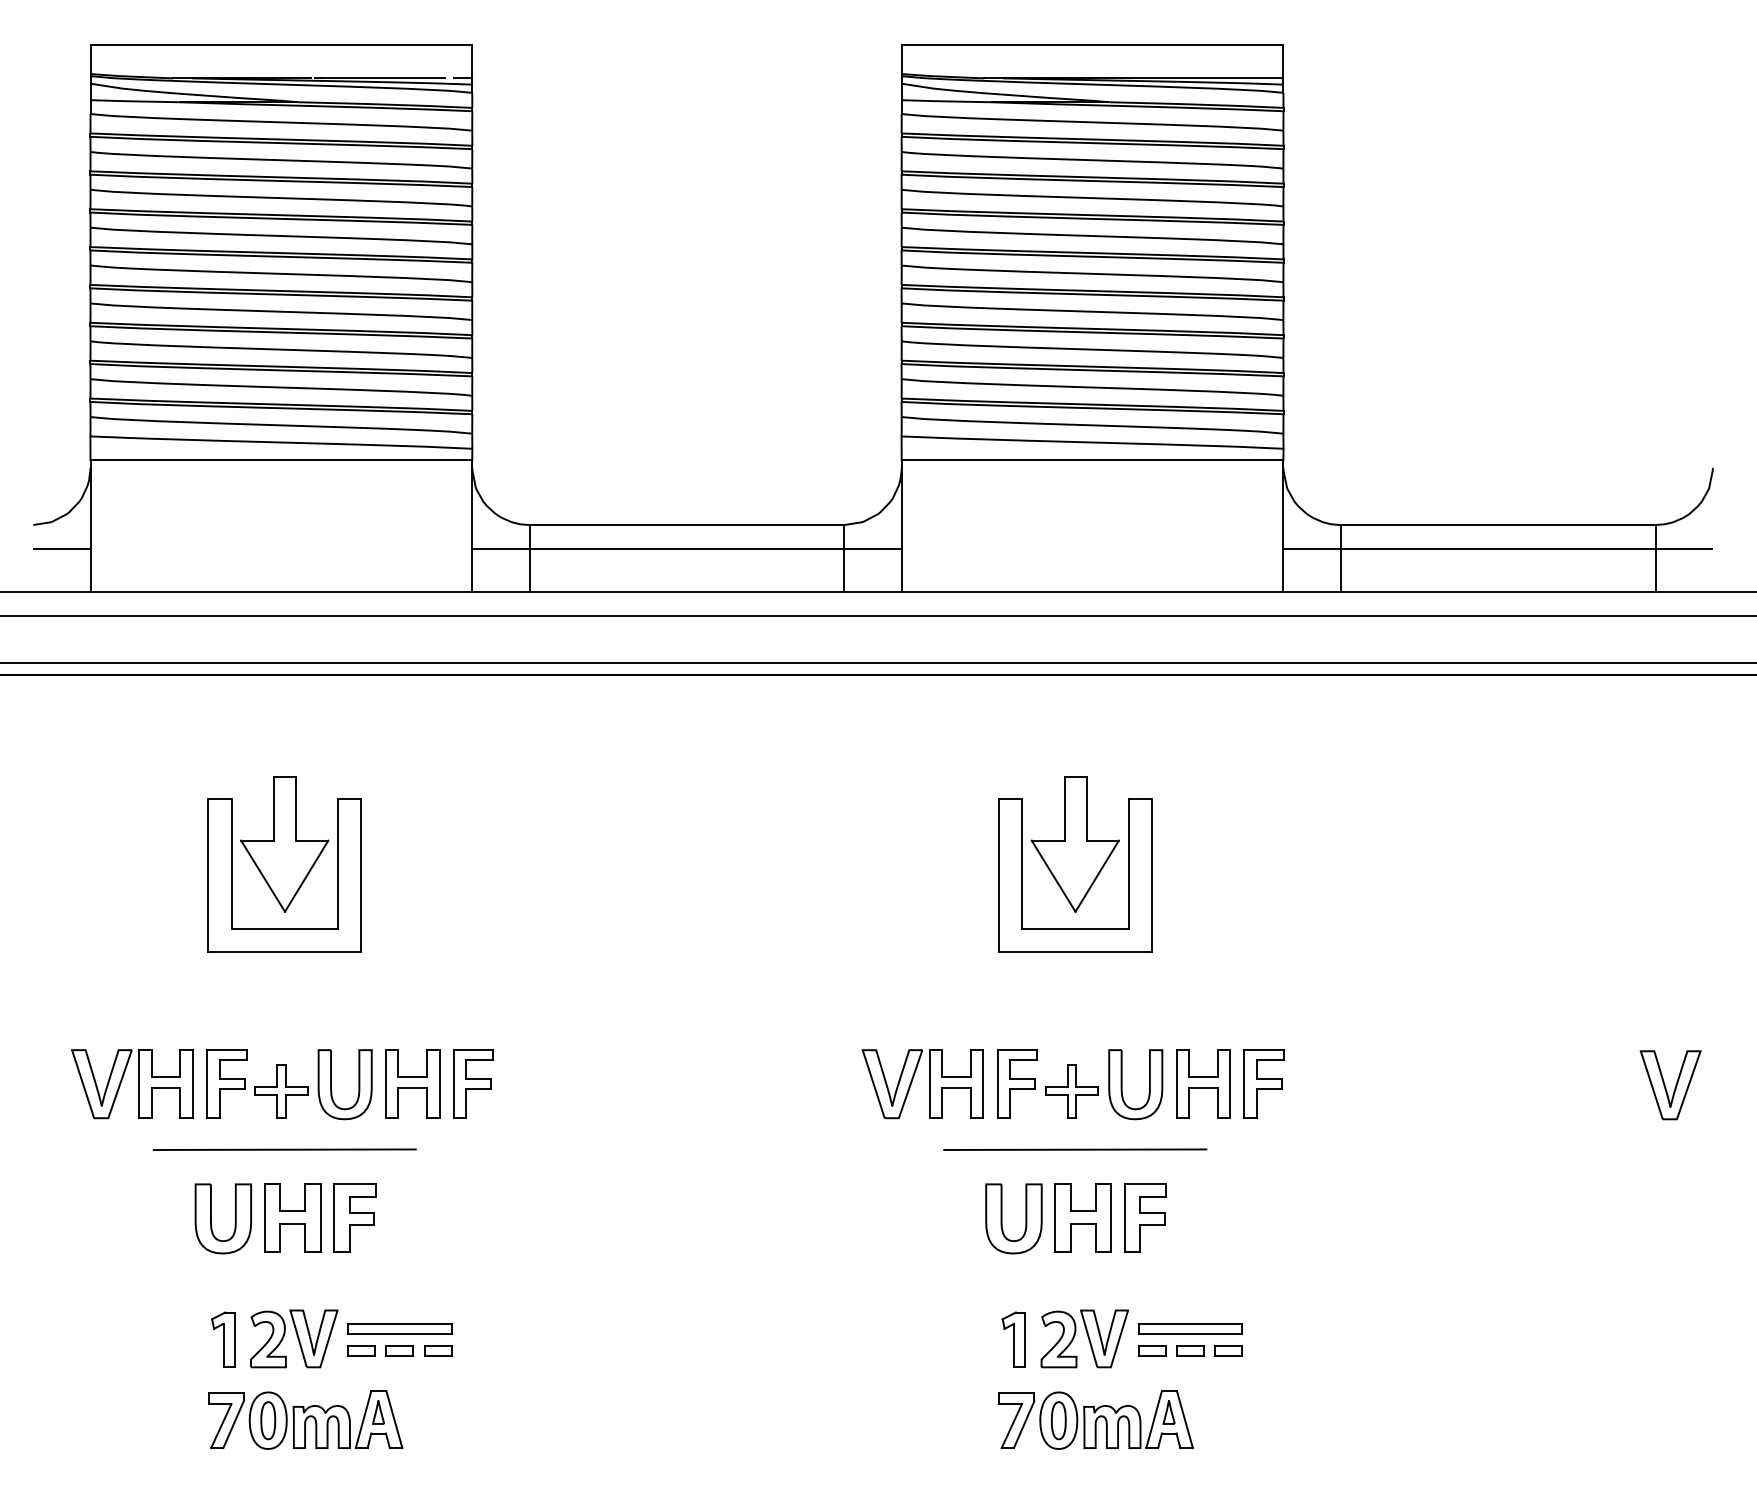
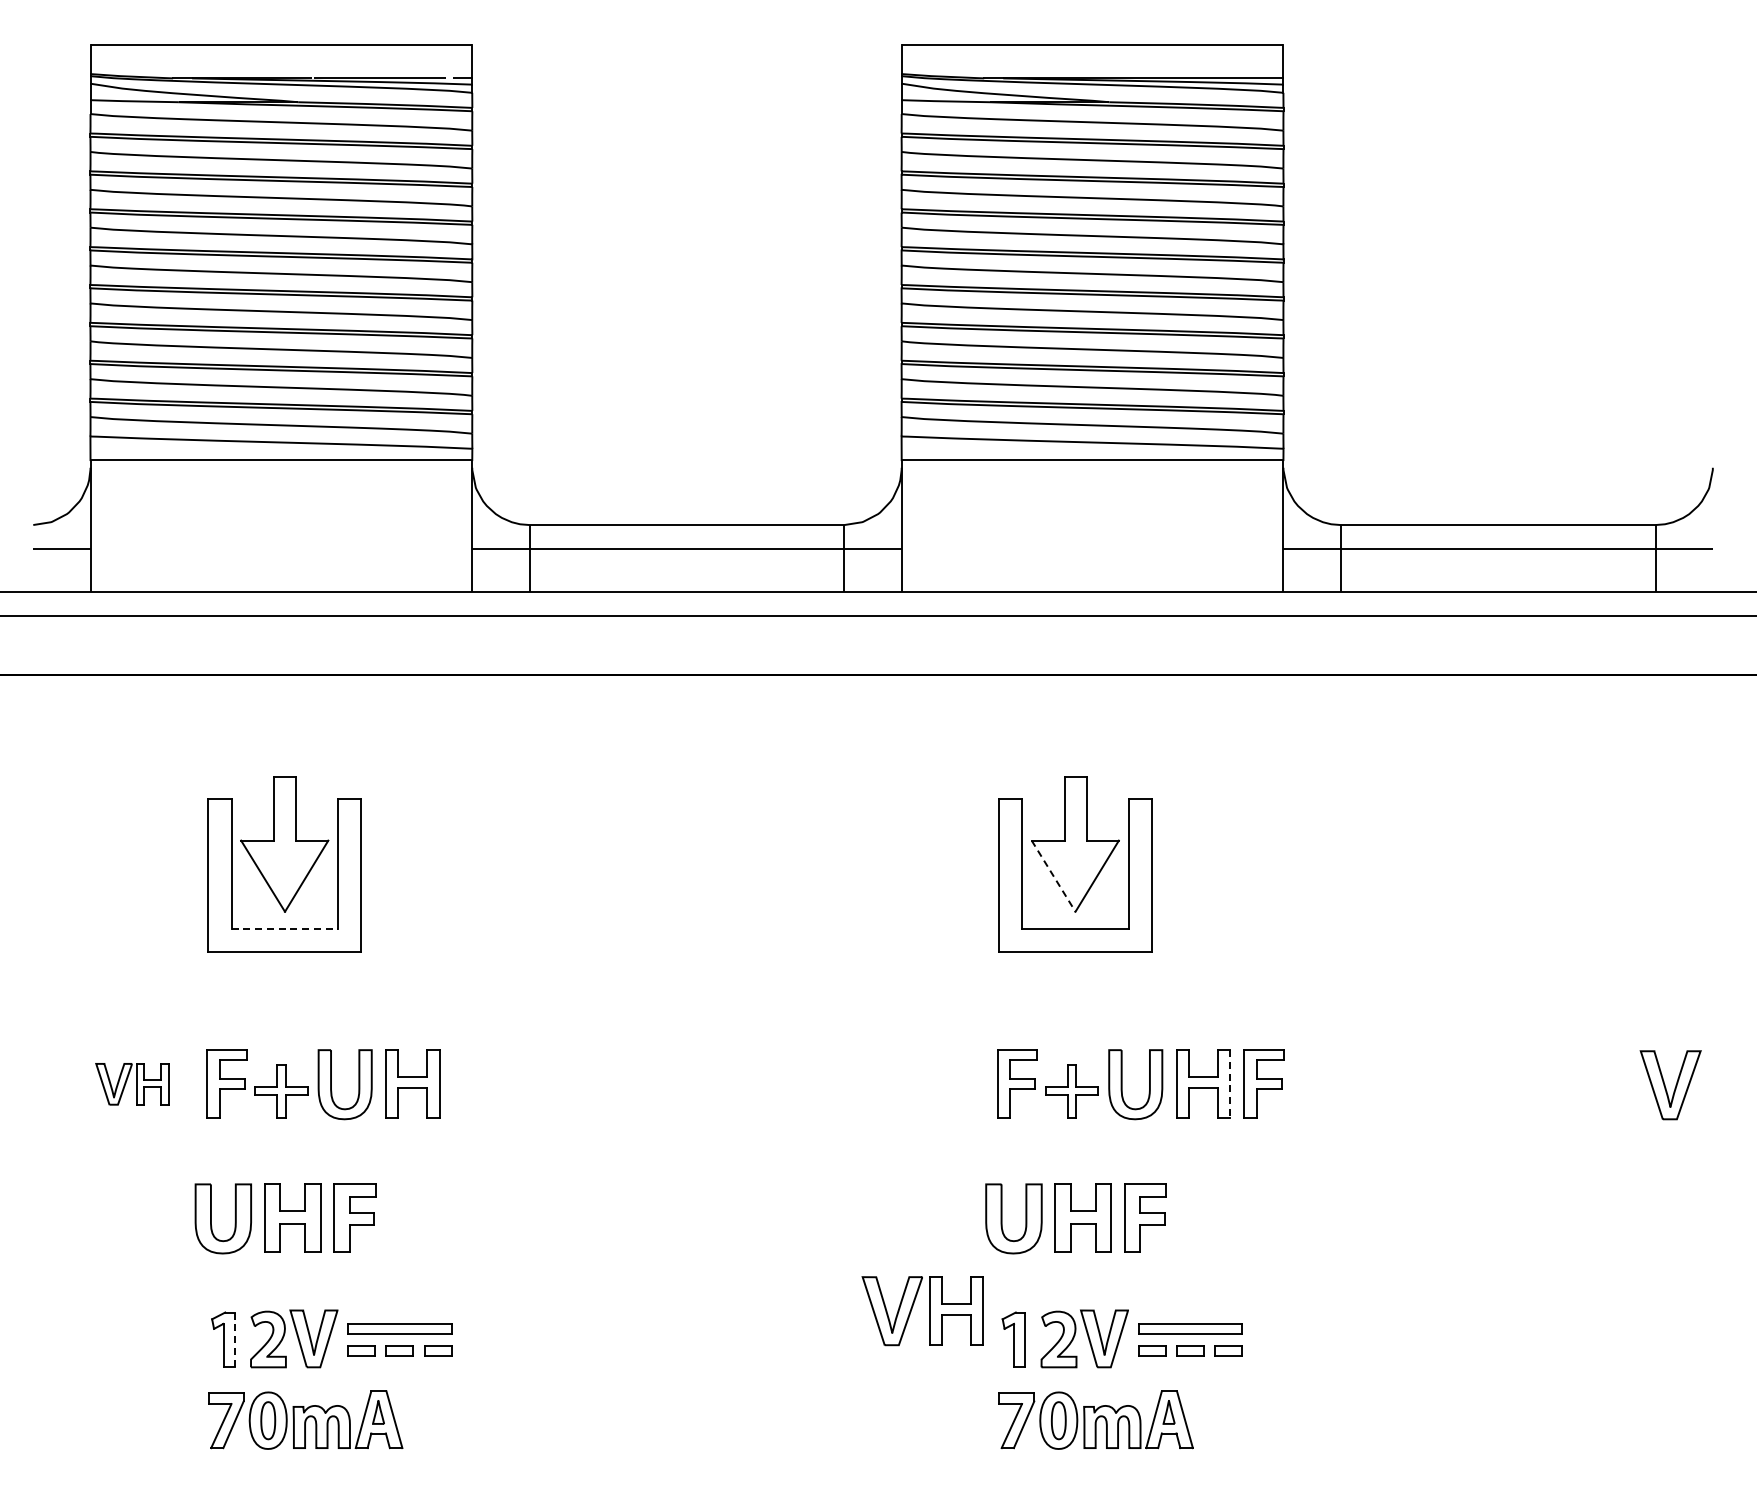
line: present -> none (877, 663)
line: solid -> dashed (1053, 876)
line: solid -> dashed (285, 928)
part: present -> none (473, 1083)
part size: 123x71 px -> 75x43 px (132, 1084)
part position: (929, 1084) -> (929, 1311) (929, 1311)
line: solid -> dashed (1230, 1084)
line: present -> none (284, 1149)
line: present -> none (1075, 1149)
line: solid -> dashed (234, 1340)
